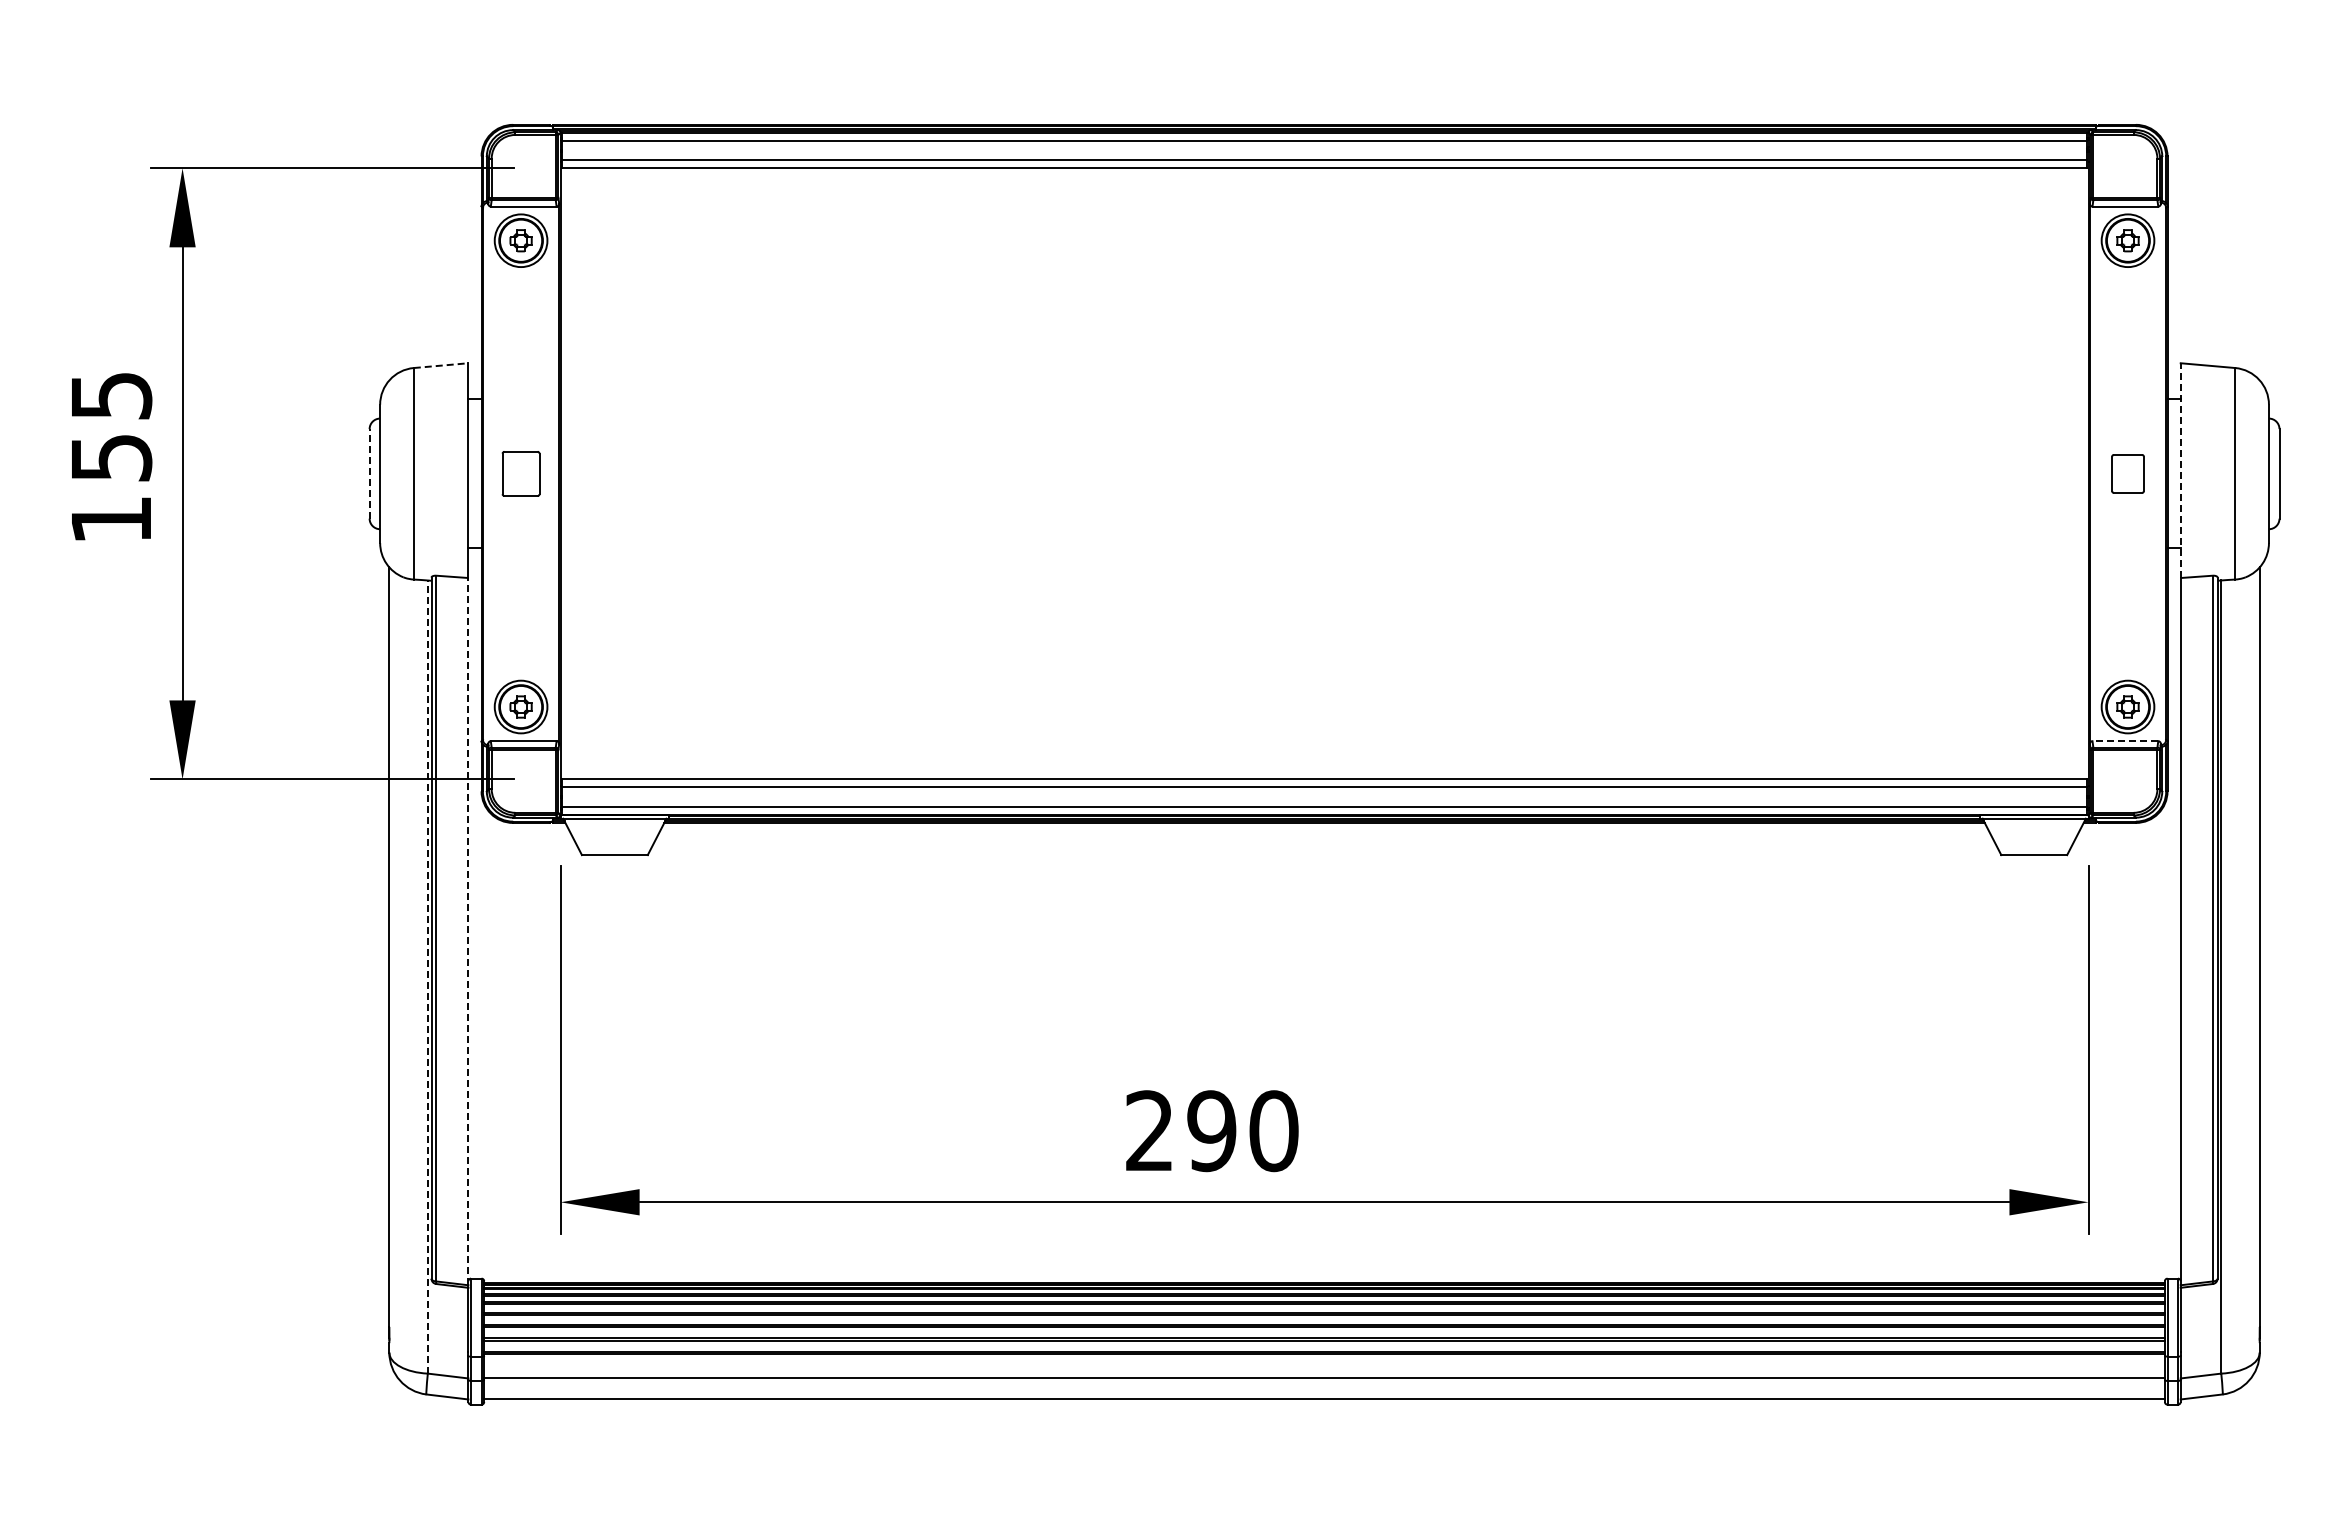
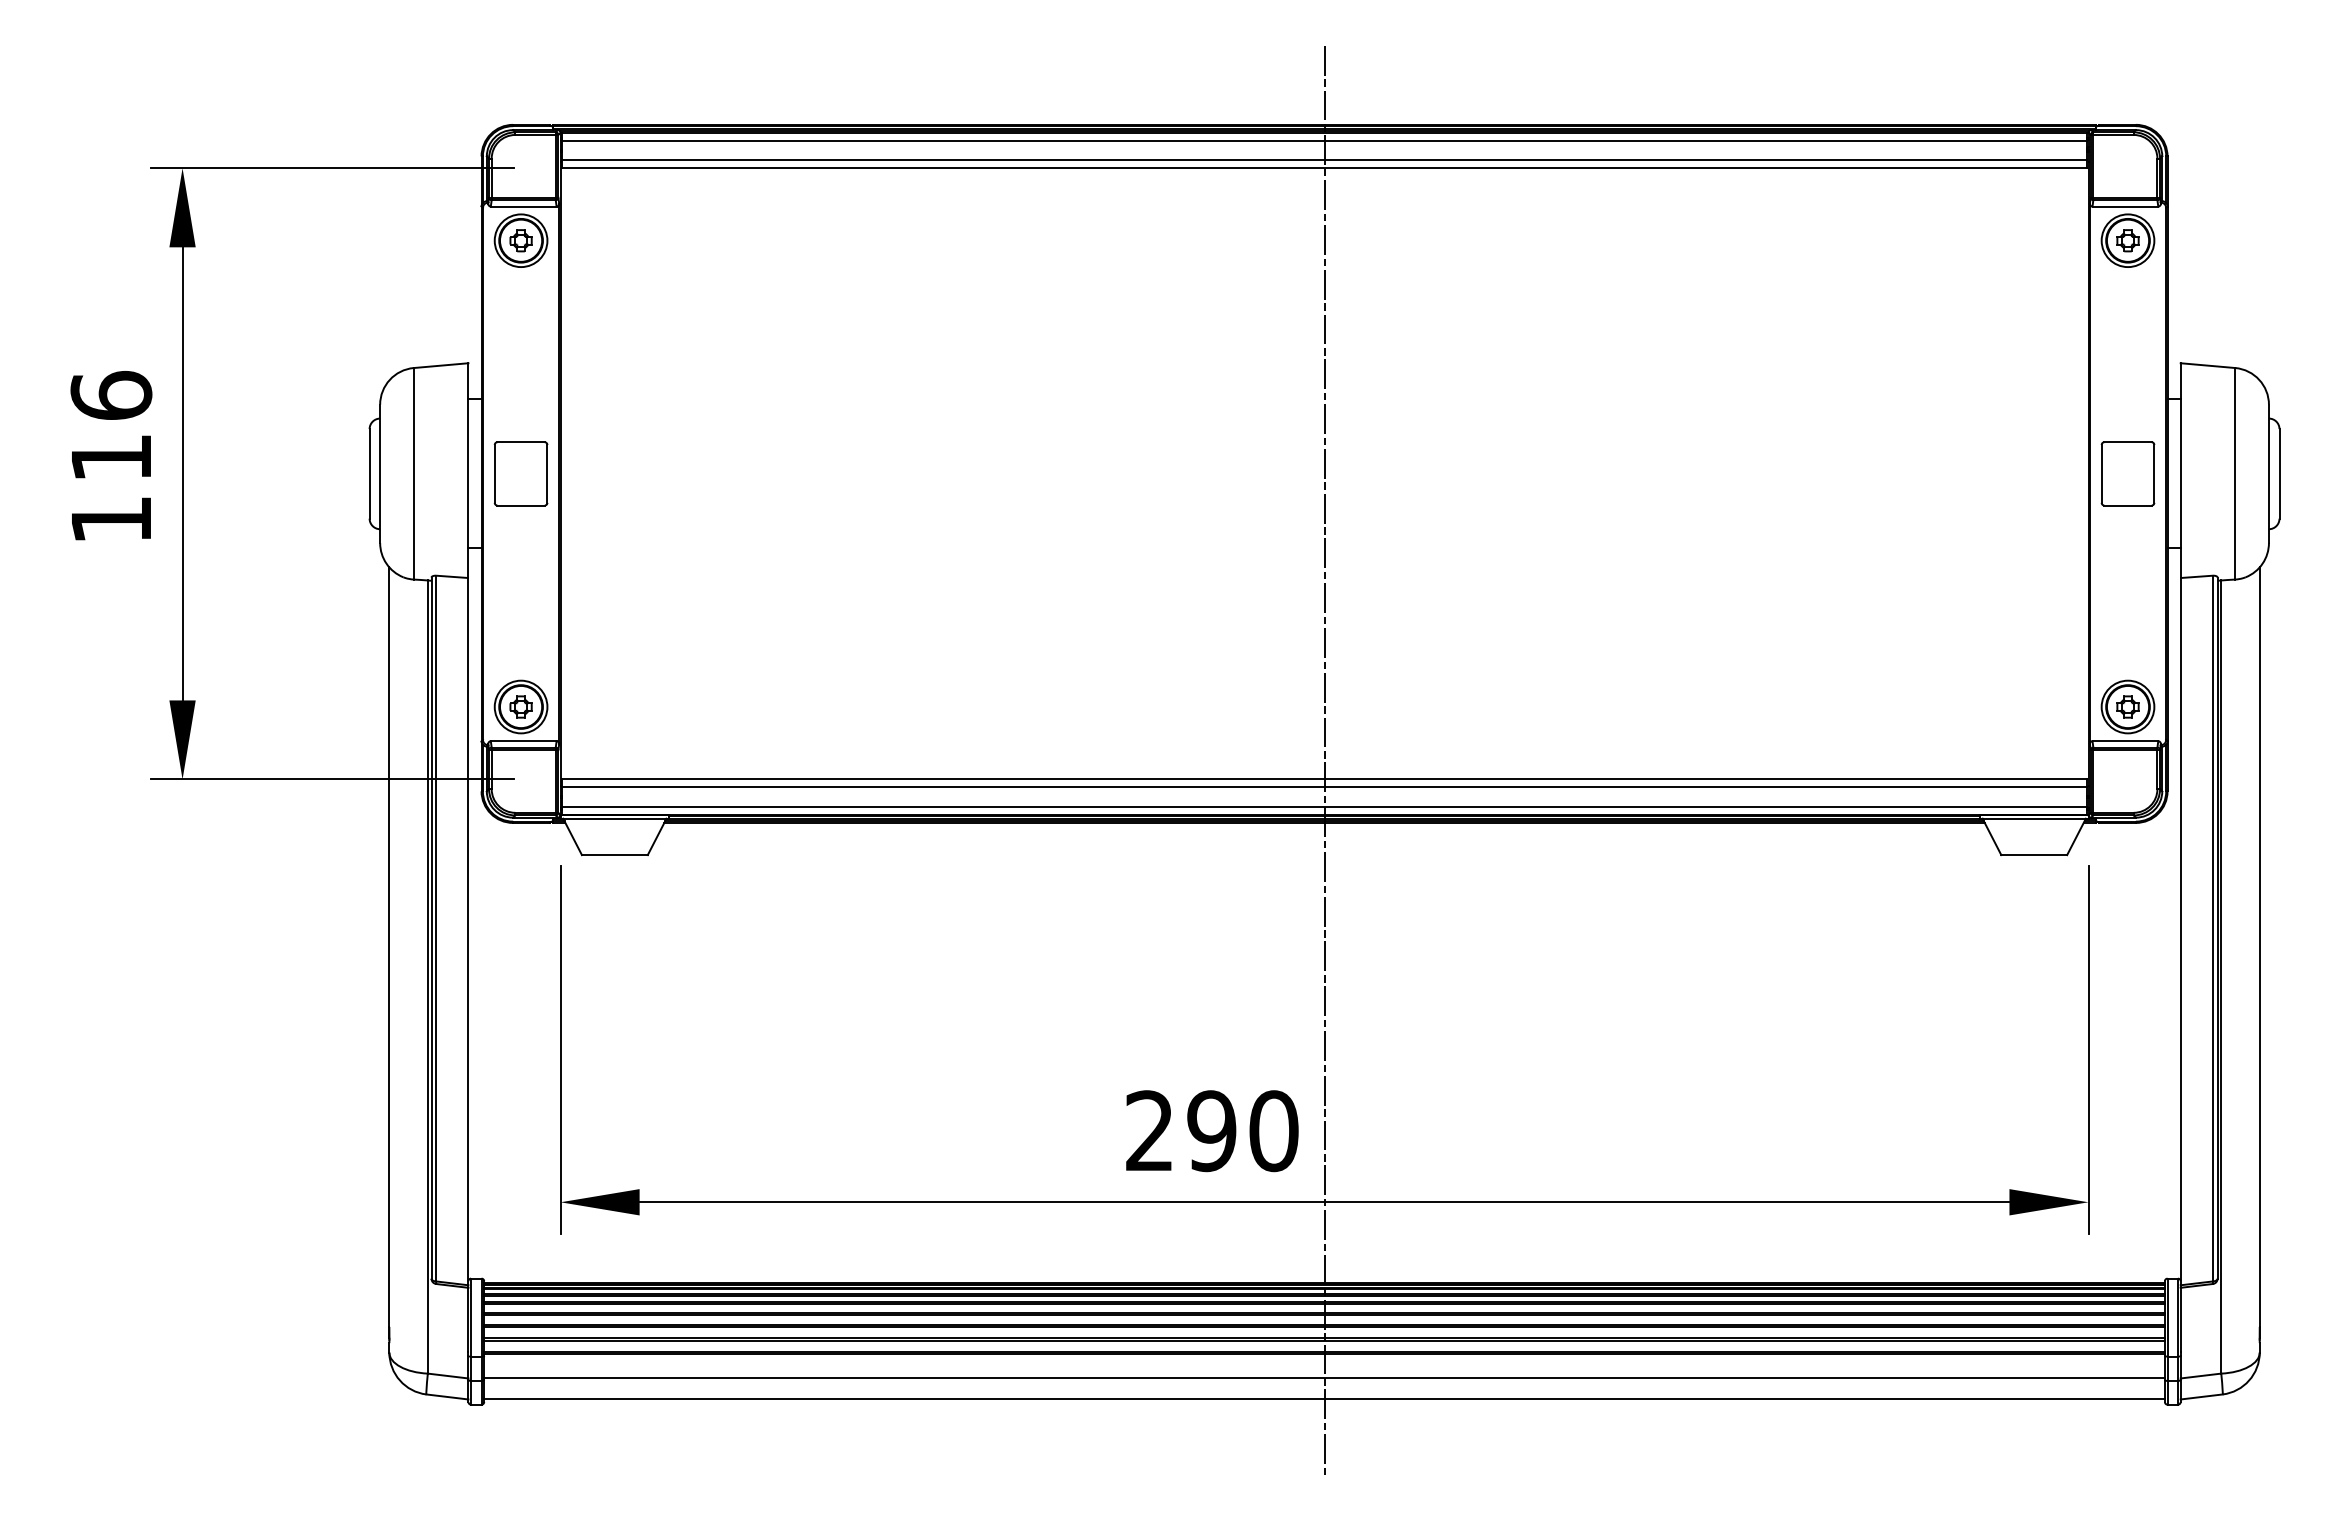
line: dashed -> solid (441, 365)
text: 155 -> 116 (111, 425)
line: dashed -> solid (2180, 470)
line: dashed -> solid (369, 473)
part size: 40x46 px -> 56x66 px (520, 473)
part size: 34x40 px -> 56x66 px (2127, 473)
line: dashed -> solid (2125, 741)
line: none -> present (1324, 761)
line: dashed -> solid (468, 931)
line: dashed -> solid (427, 977)
